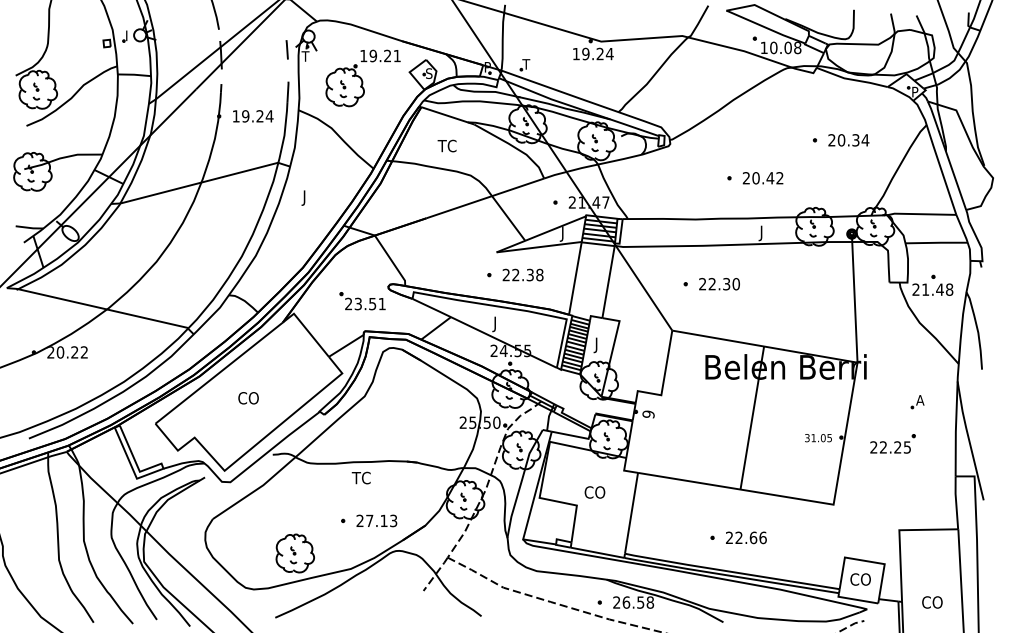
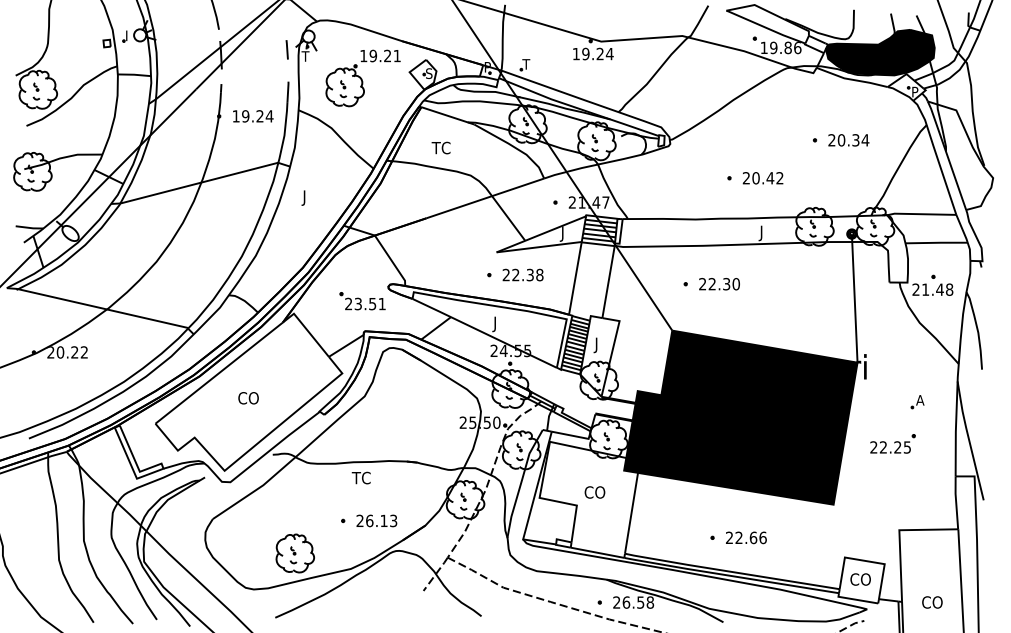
text: 10.08 -> 19.86 (785, 47)
fill: none -> present (879, 52)
text position: (446, 145) -> (440, 147) (440, 147)
fill: none -> present (740, 417)
text: 27.13 -> 26.13 (369, 520)
